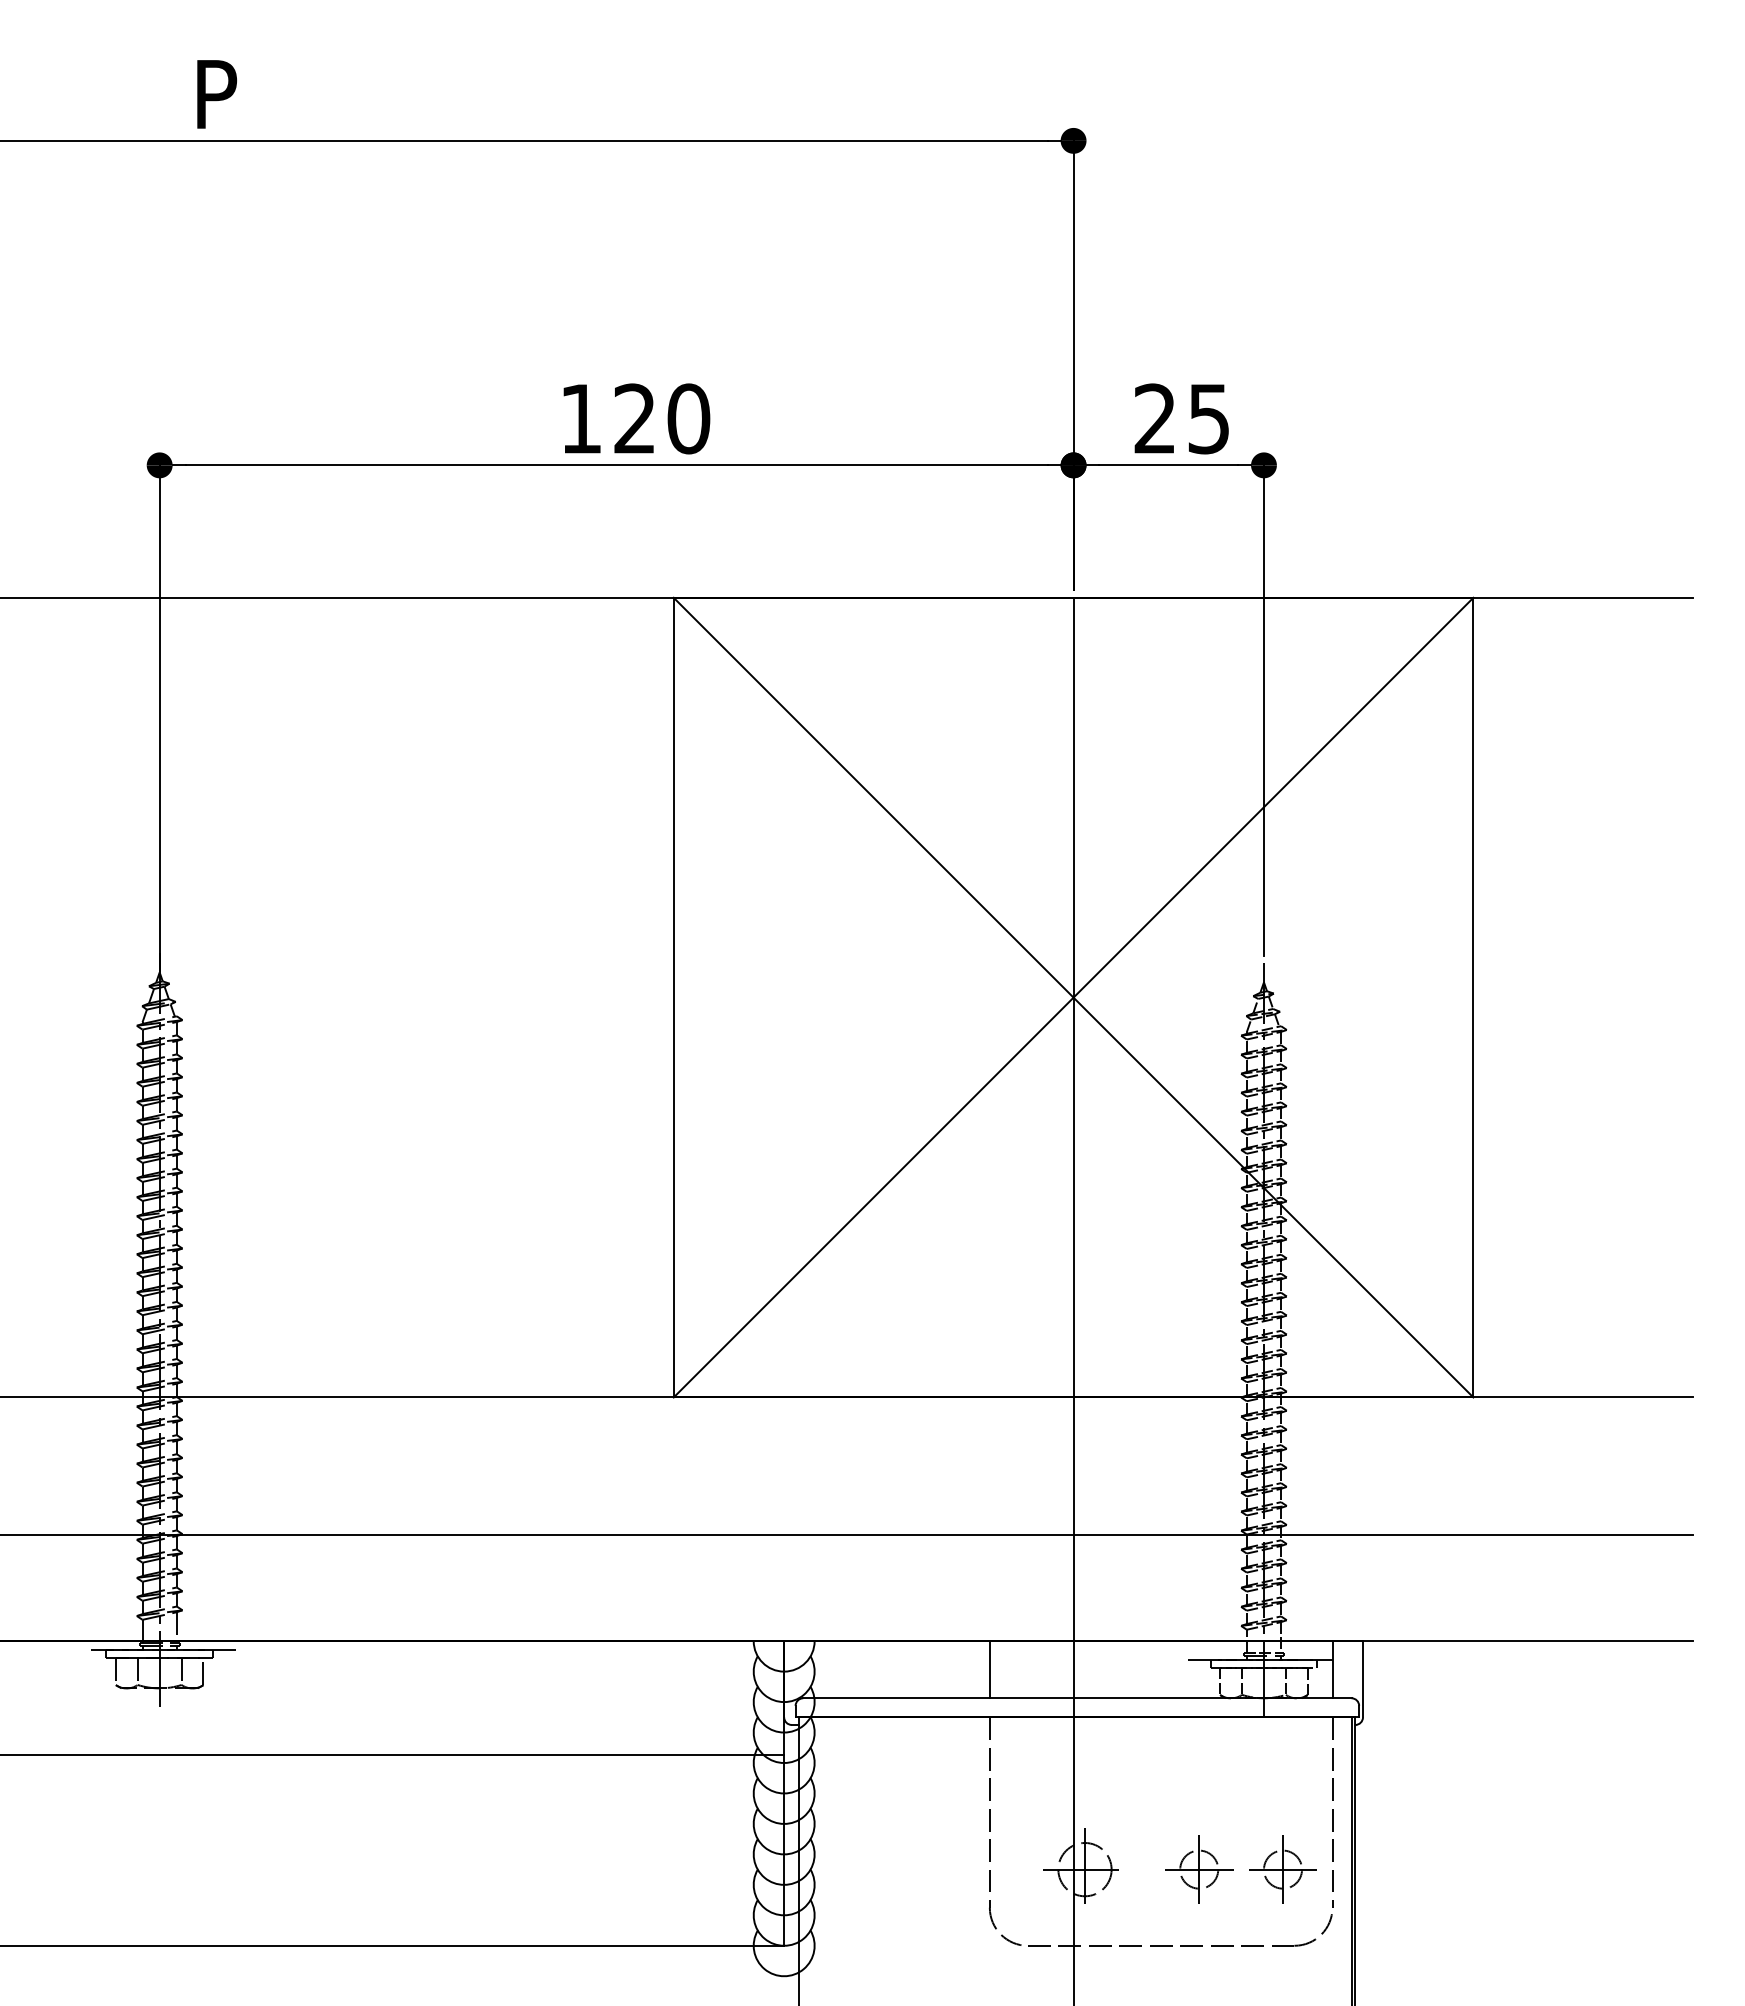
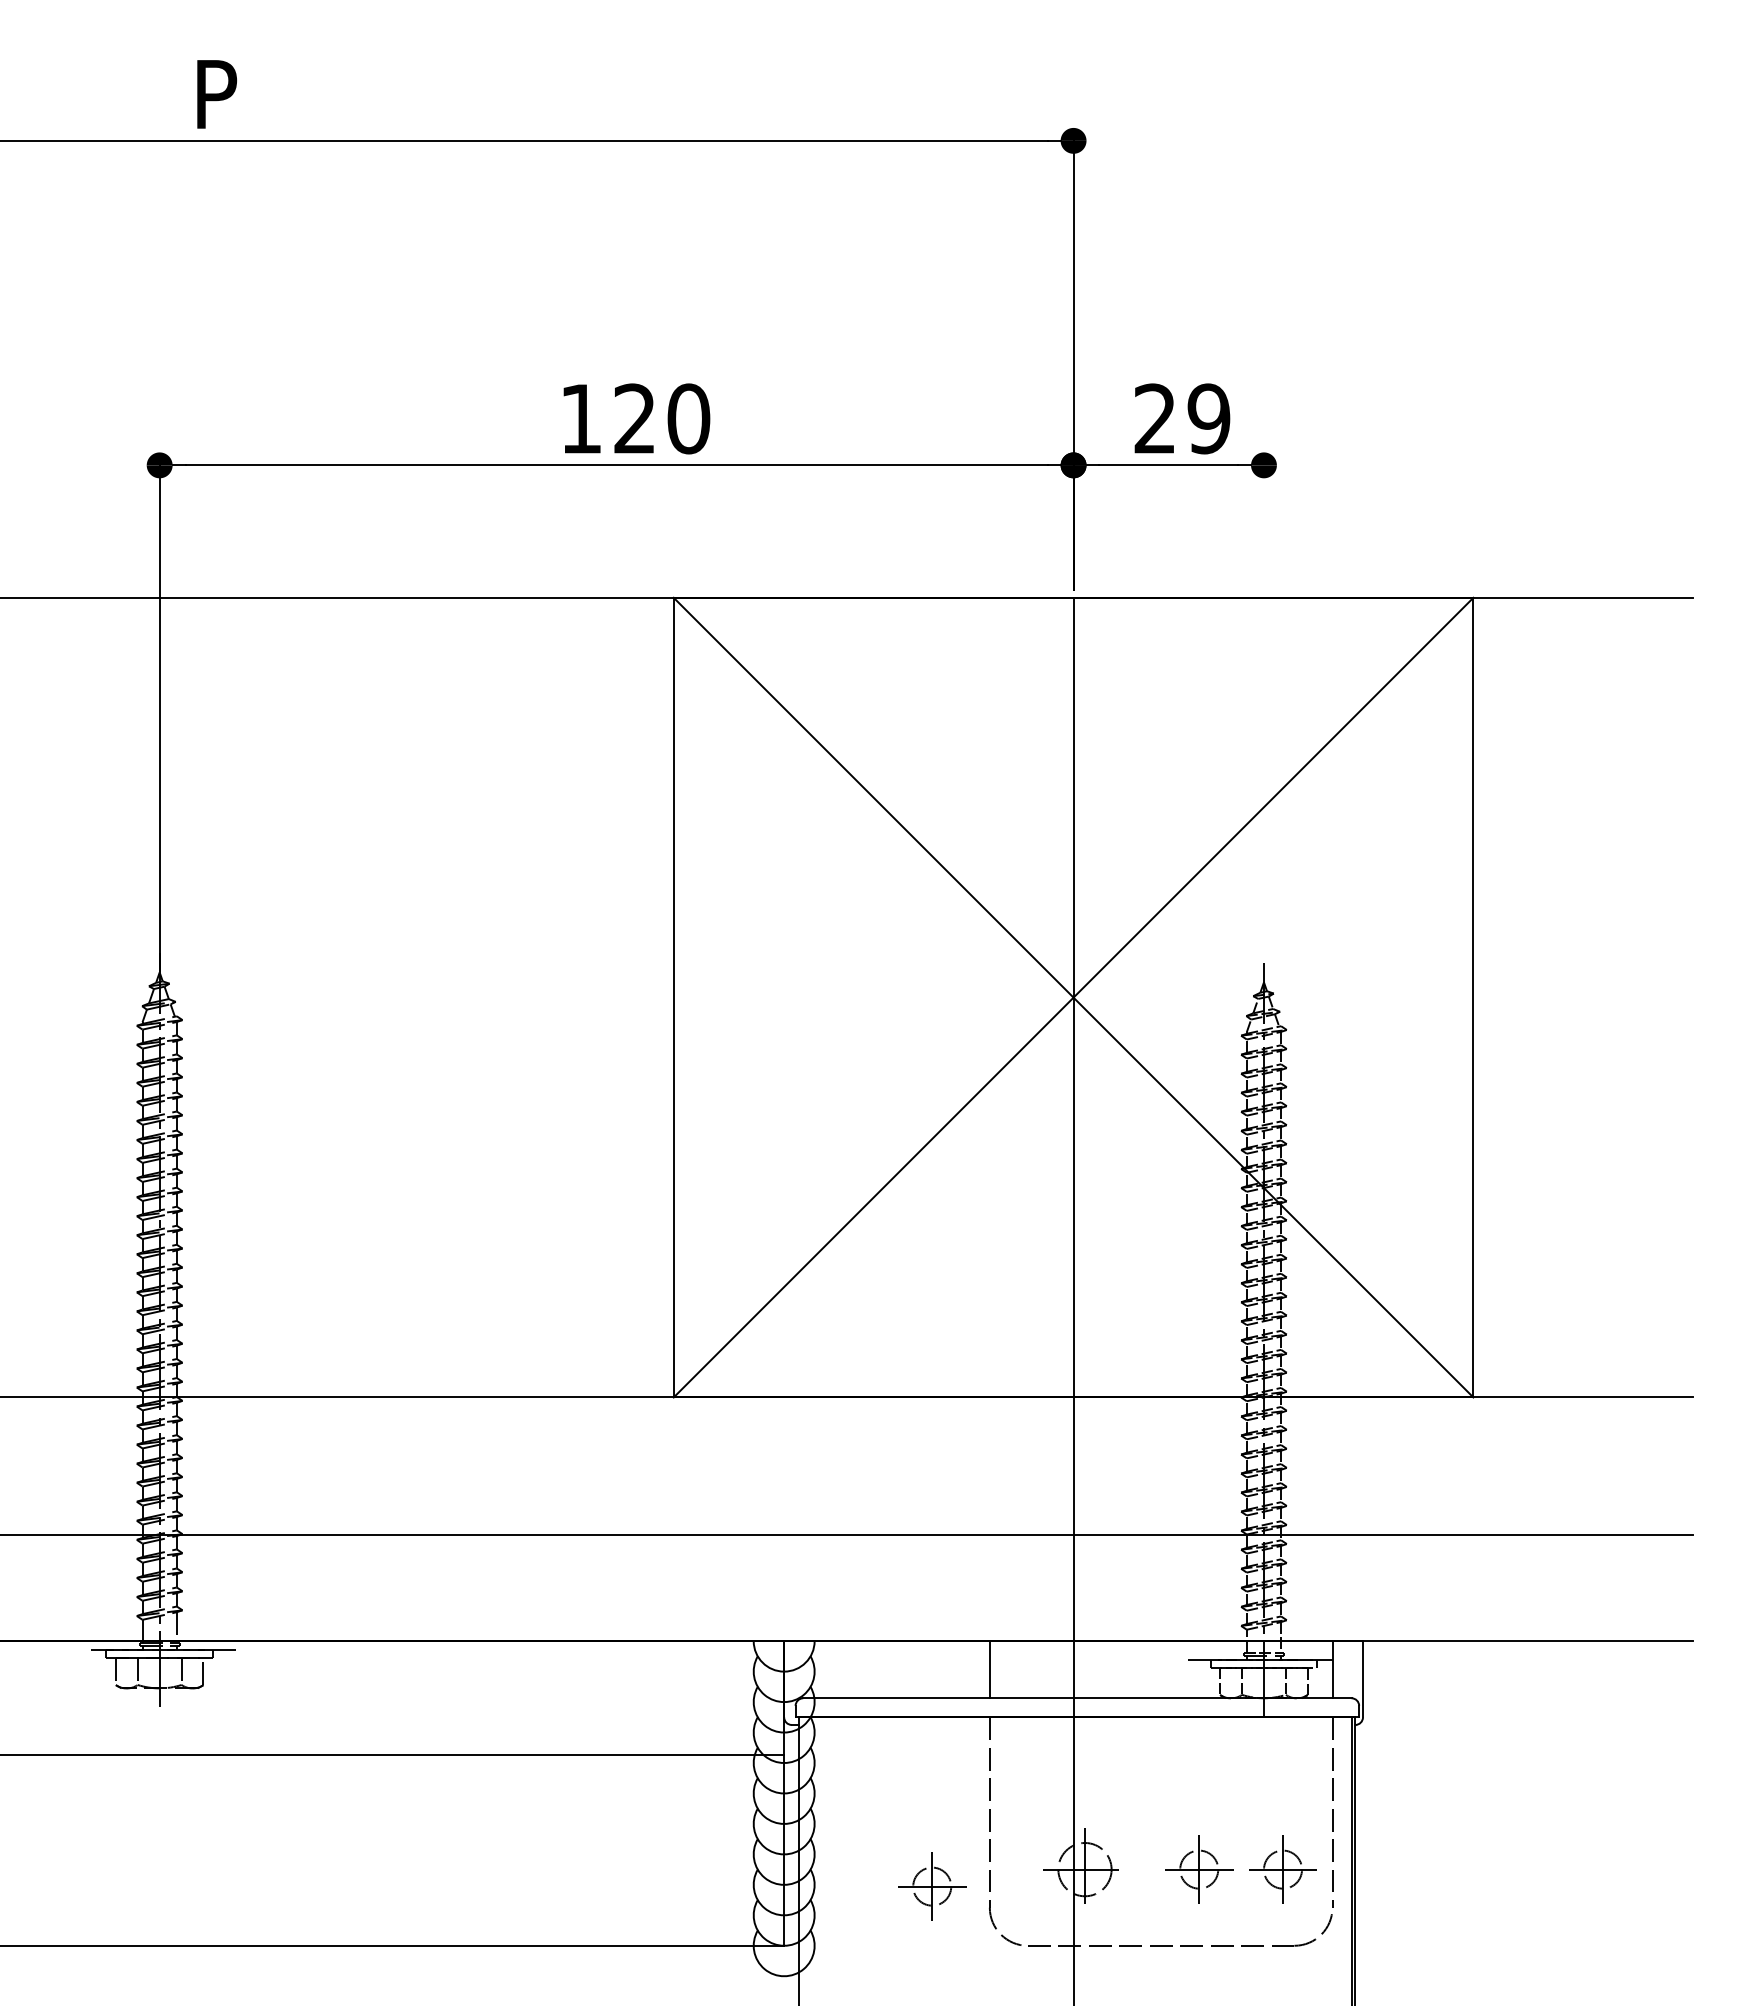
text: 25 -> 29 (1208, 418)
line: present -> none (1263, 706)
part: none -> present (932, 1886)
